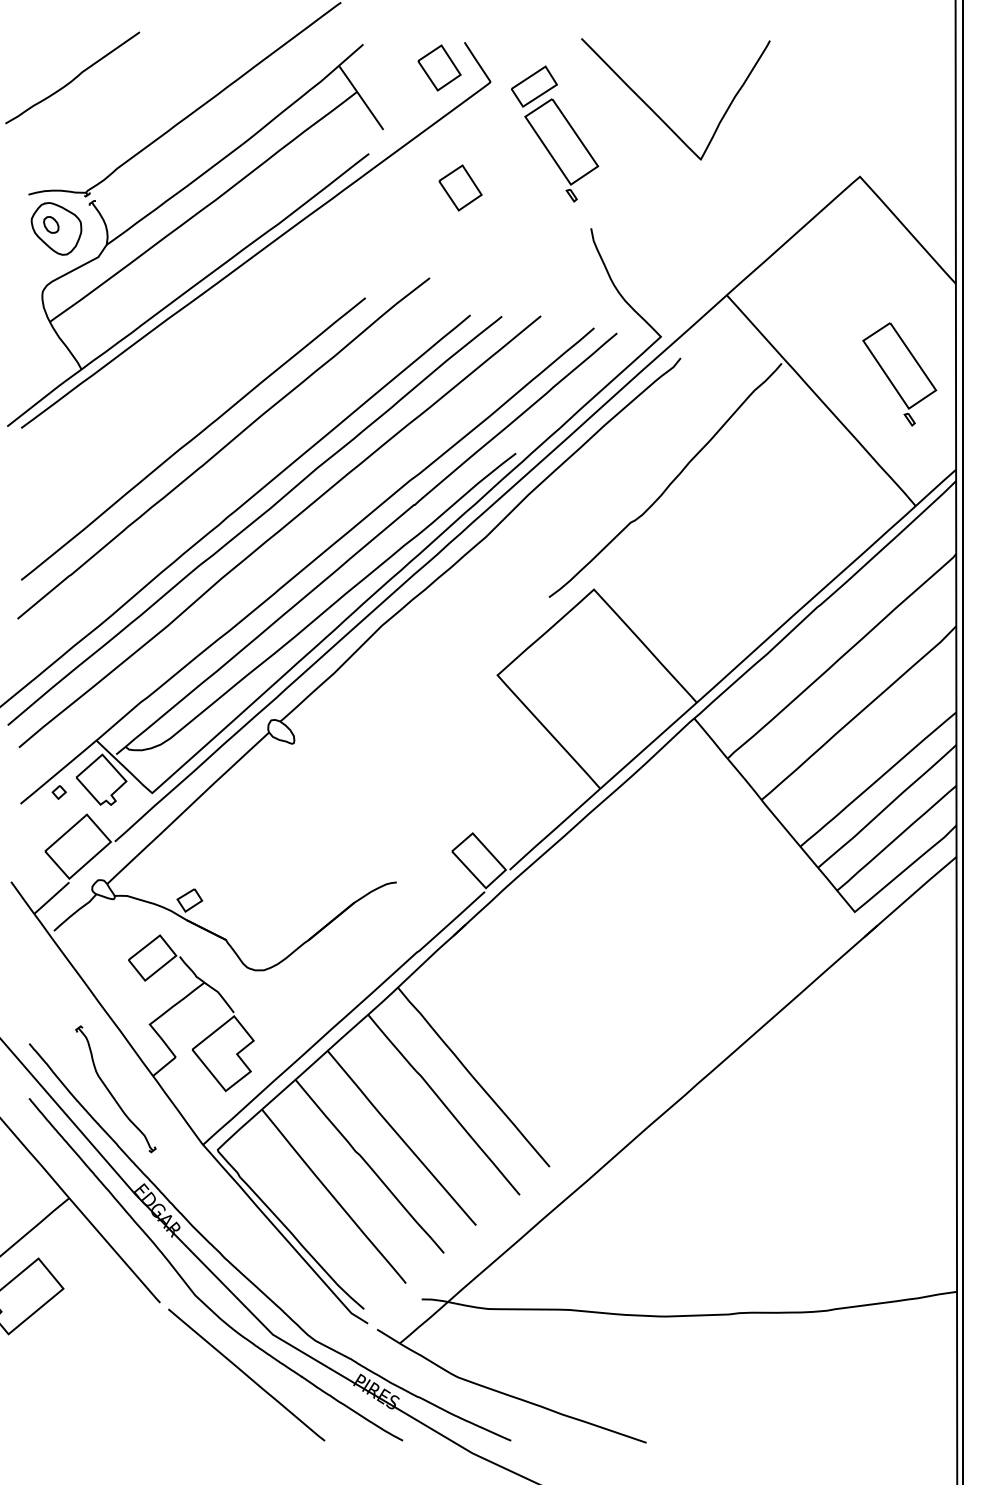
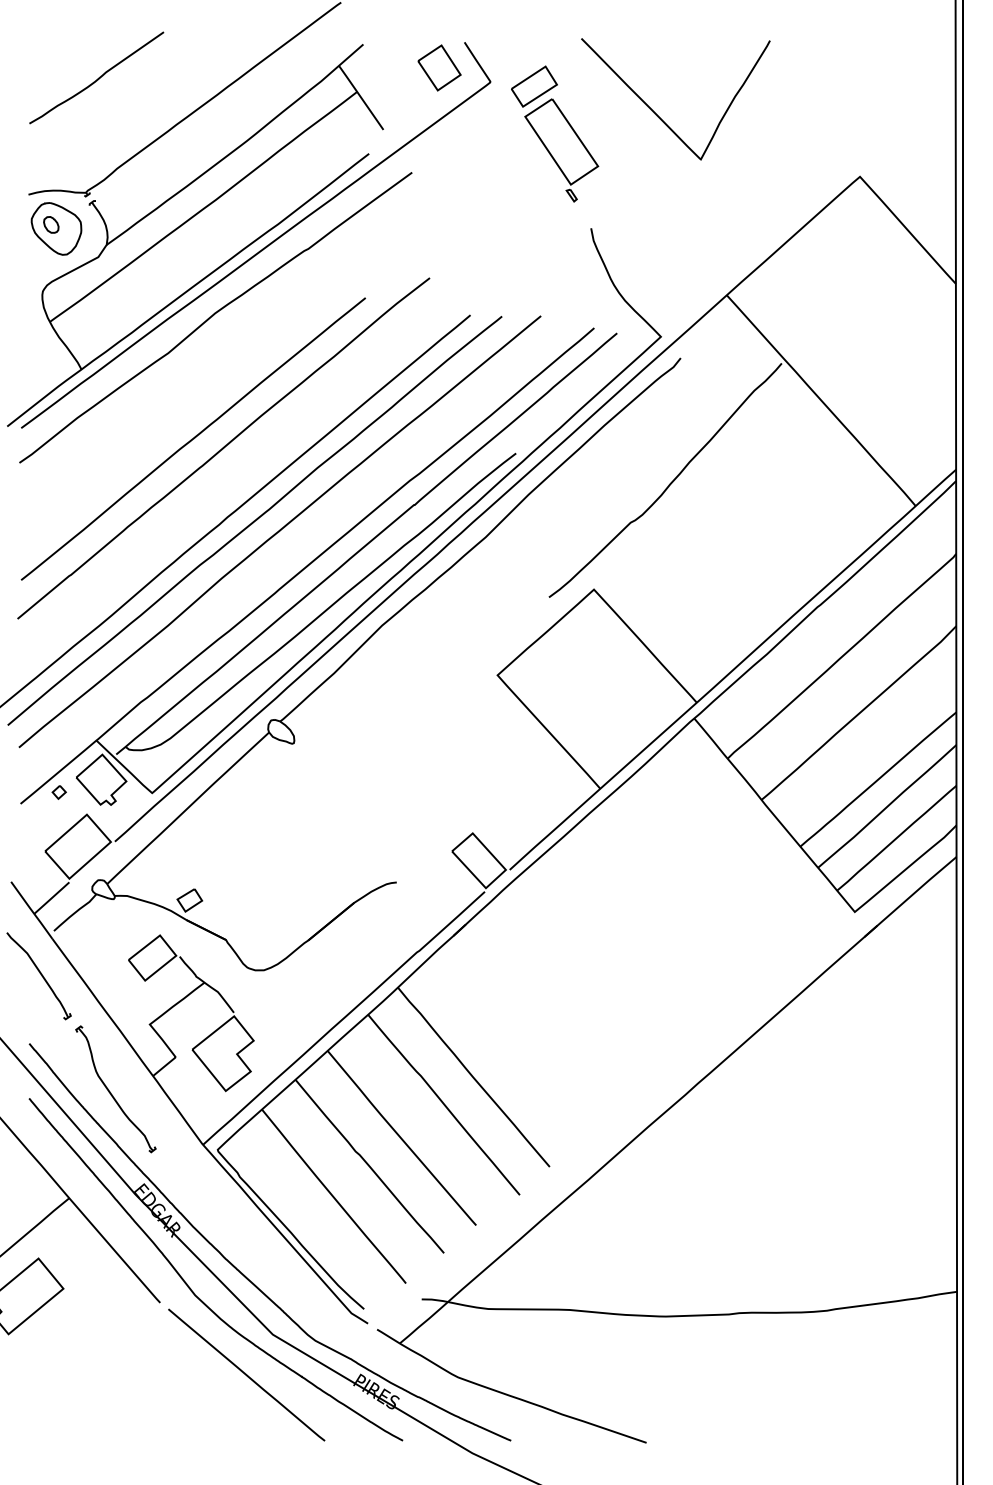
curve position: (73, 78) -> (97, 78) (97, 78)
part: present -> none (460, 187)
curve: none -> present (214, 315)
part: present -> none (899, 374)
part: none -> present (38, 976)
